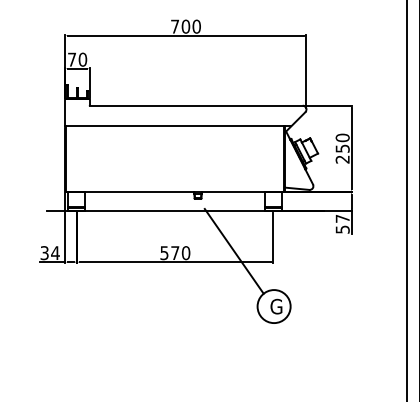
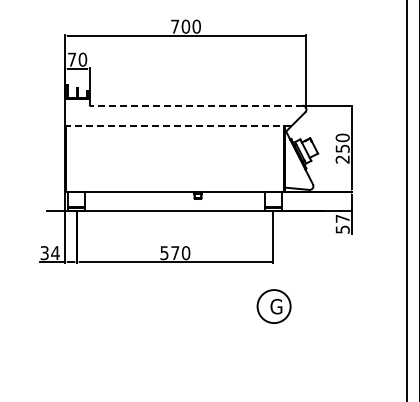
line: solid -> dashed (195, 105)
line: solid -> dashed (178, 126)
line: present -> none (233, 250)
